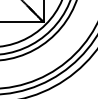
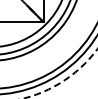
arc: solid -> dashed (65, 79)
